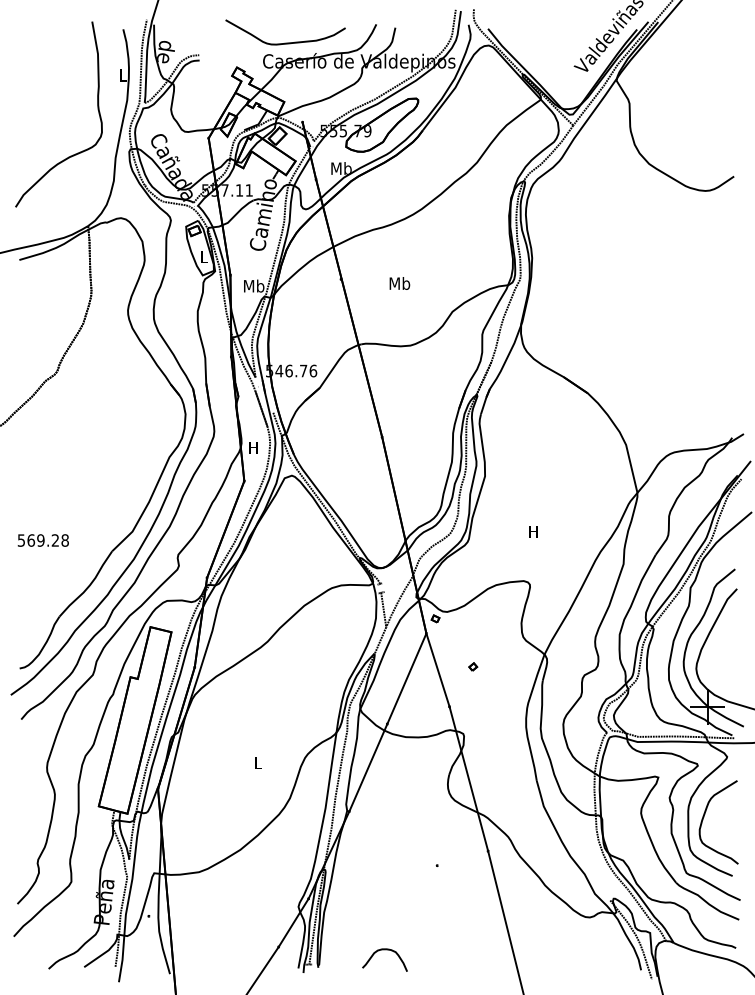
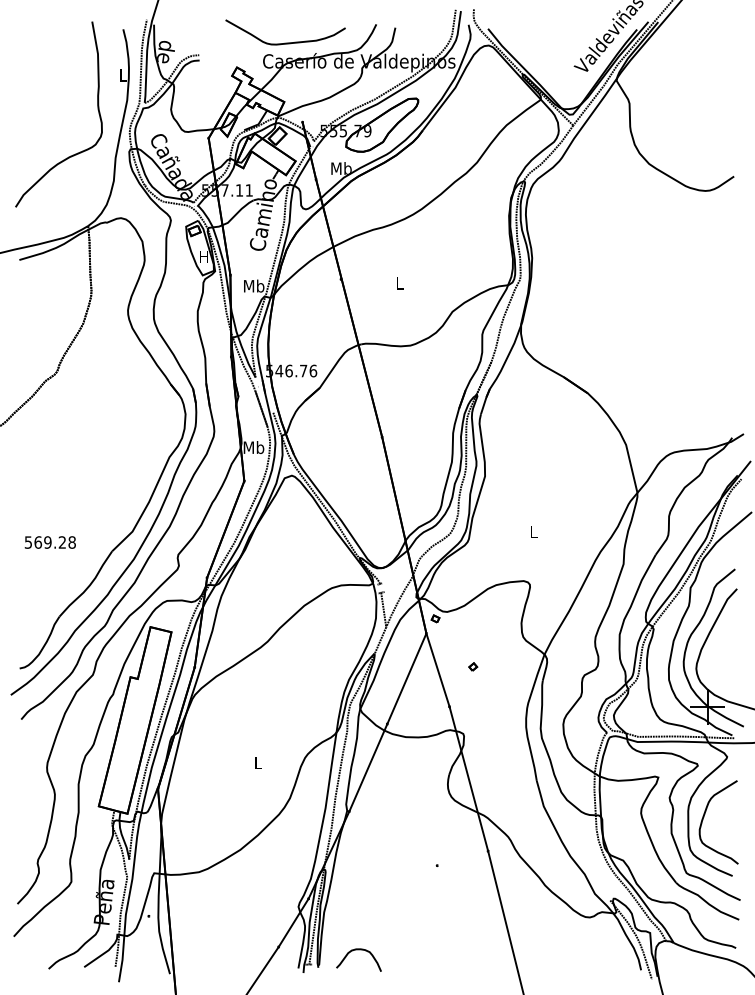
text: L -> H (203, 256)
text: Mb -> L (399, 283)
text: H -> Mb (253, 447)
text: H -> L (533, 531)
text position: (42, 540) -> (49, 542) (49, 542)
curve position: (384, 950) -> (358, 950) (358, 950)
